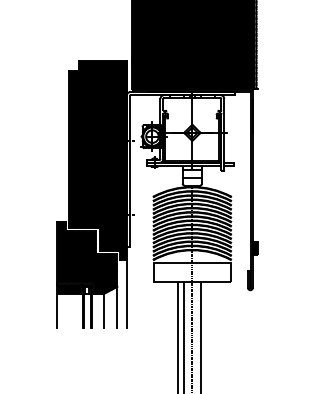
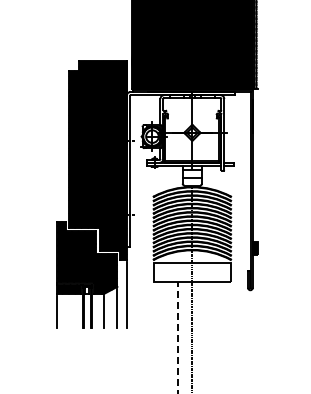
line: present -> none (183, 336)
line: present -> none (201, 336)
line: solid -> dashed (178, 337)
